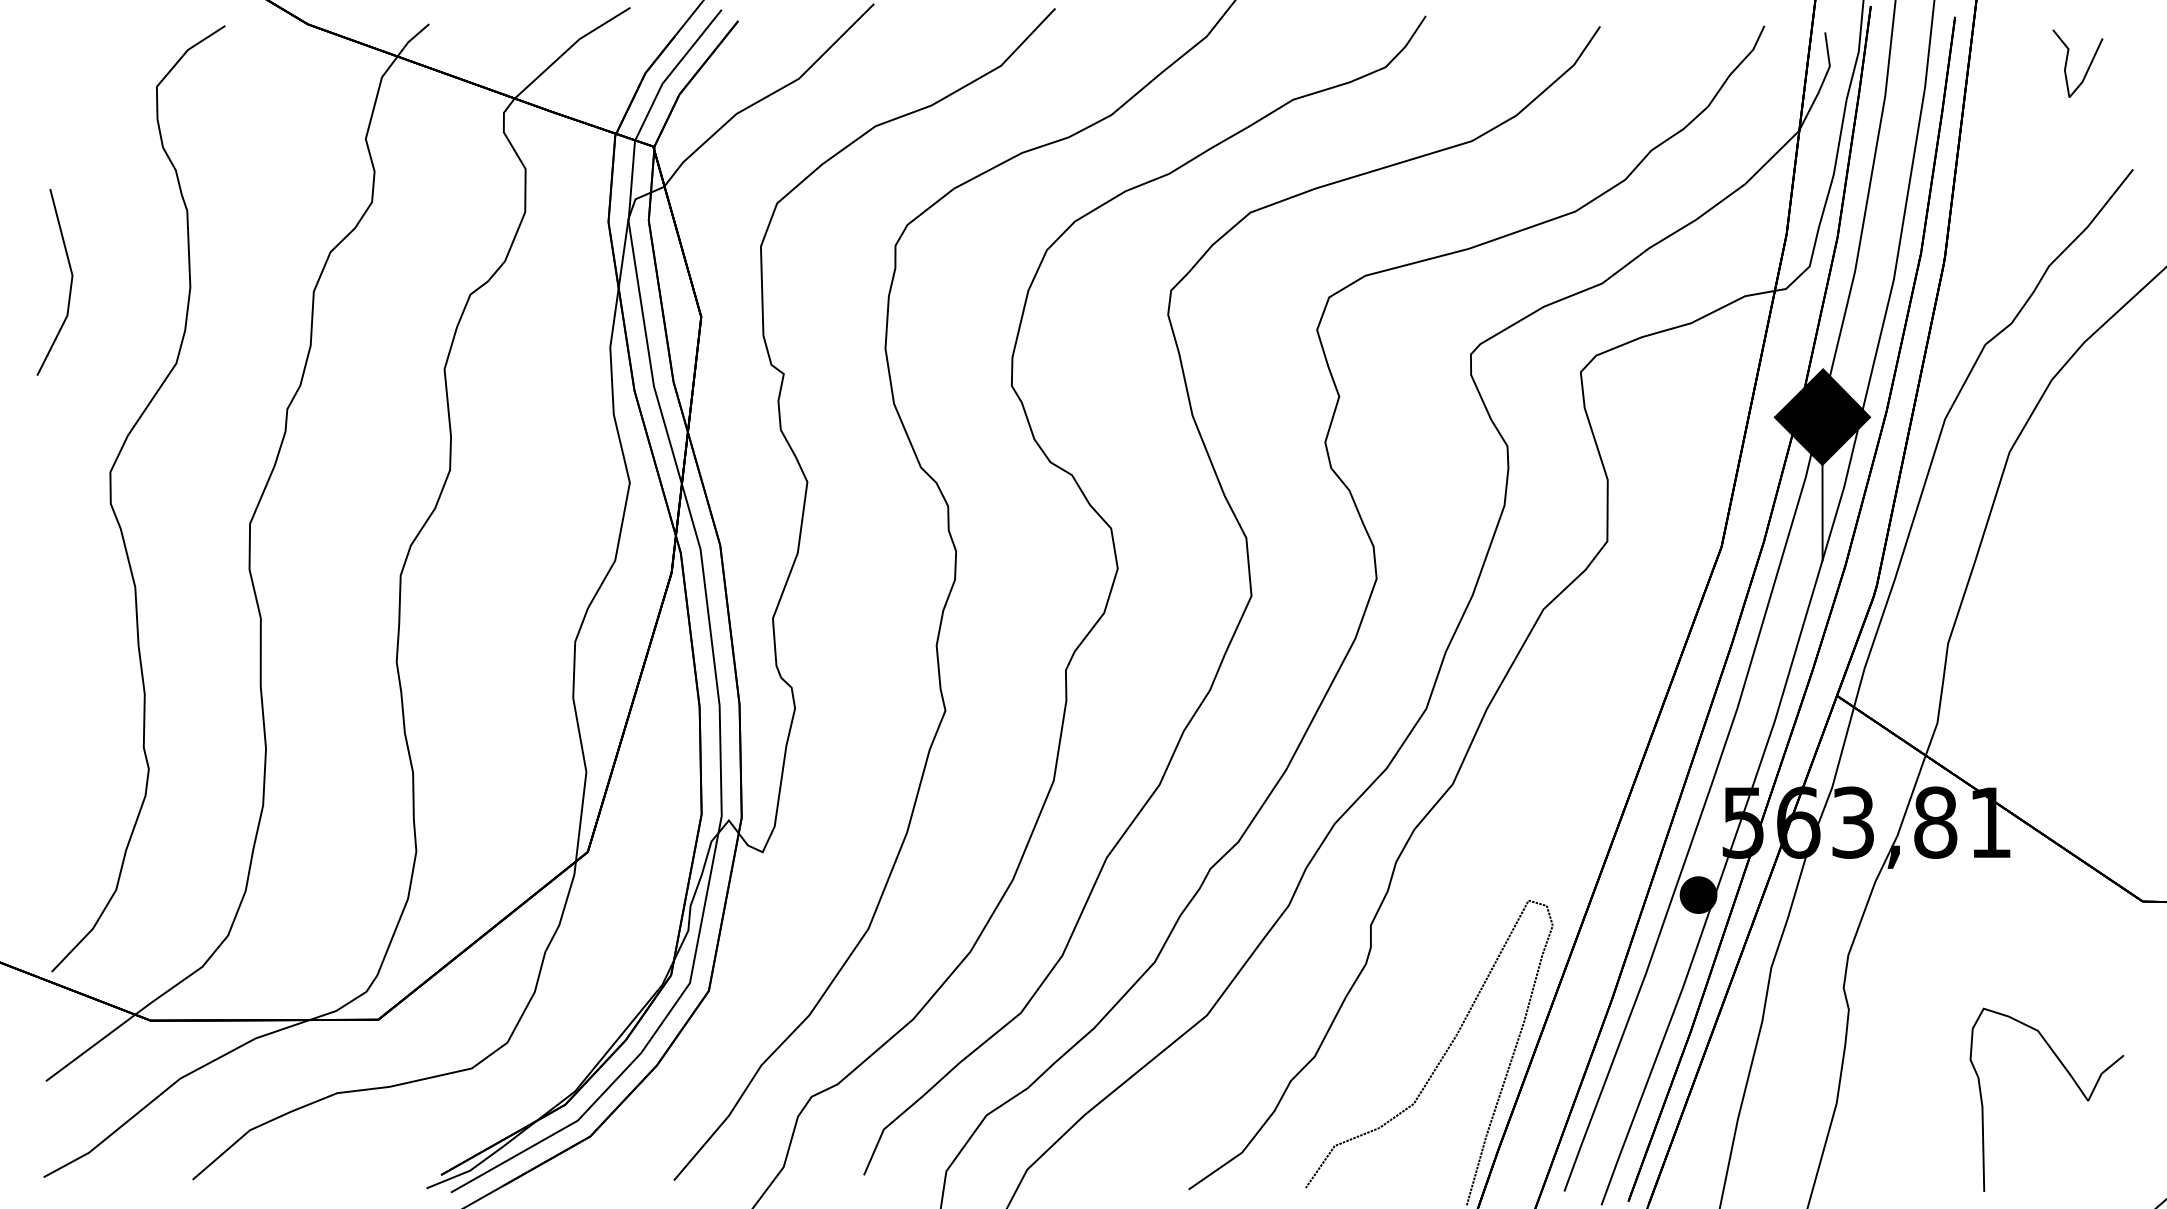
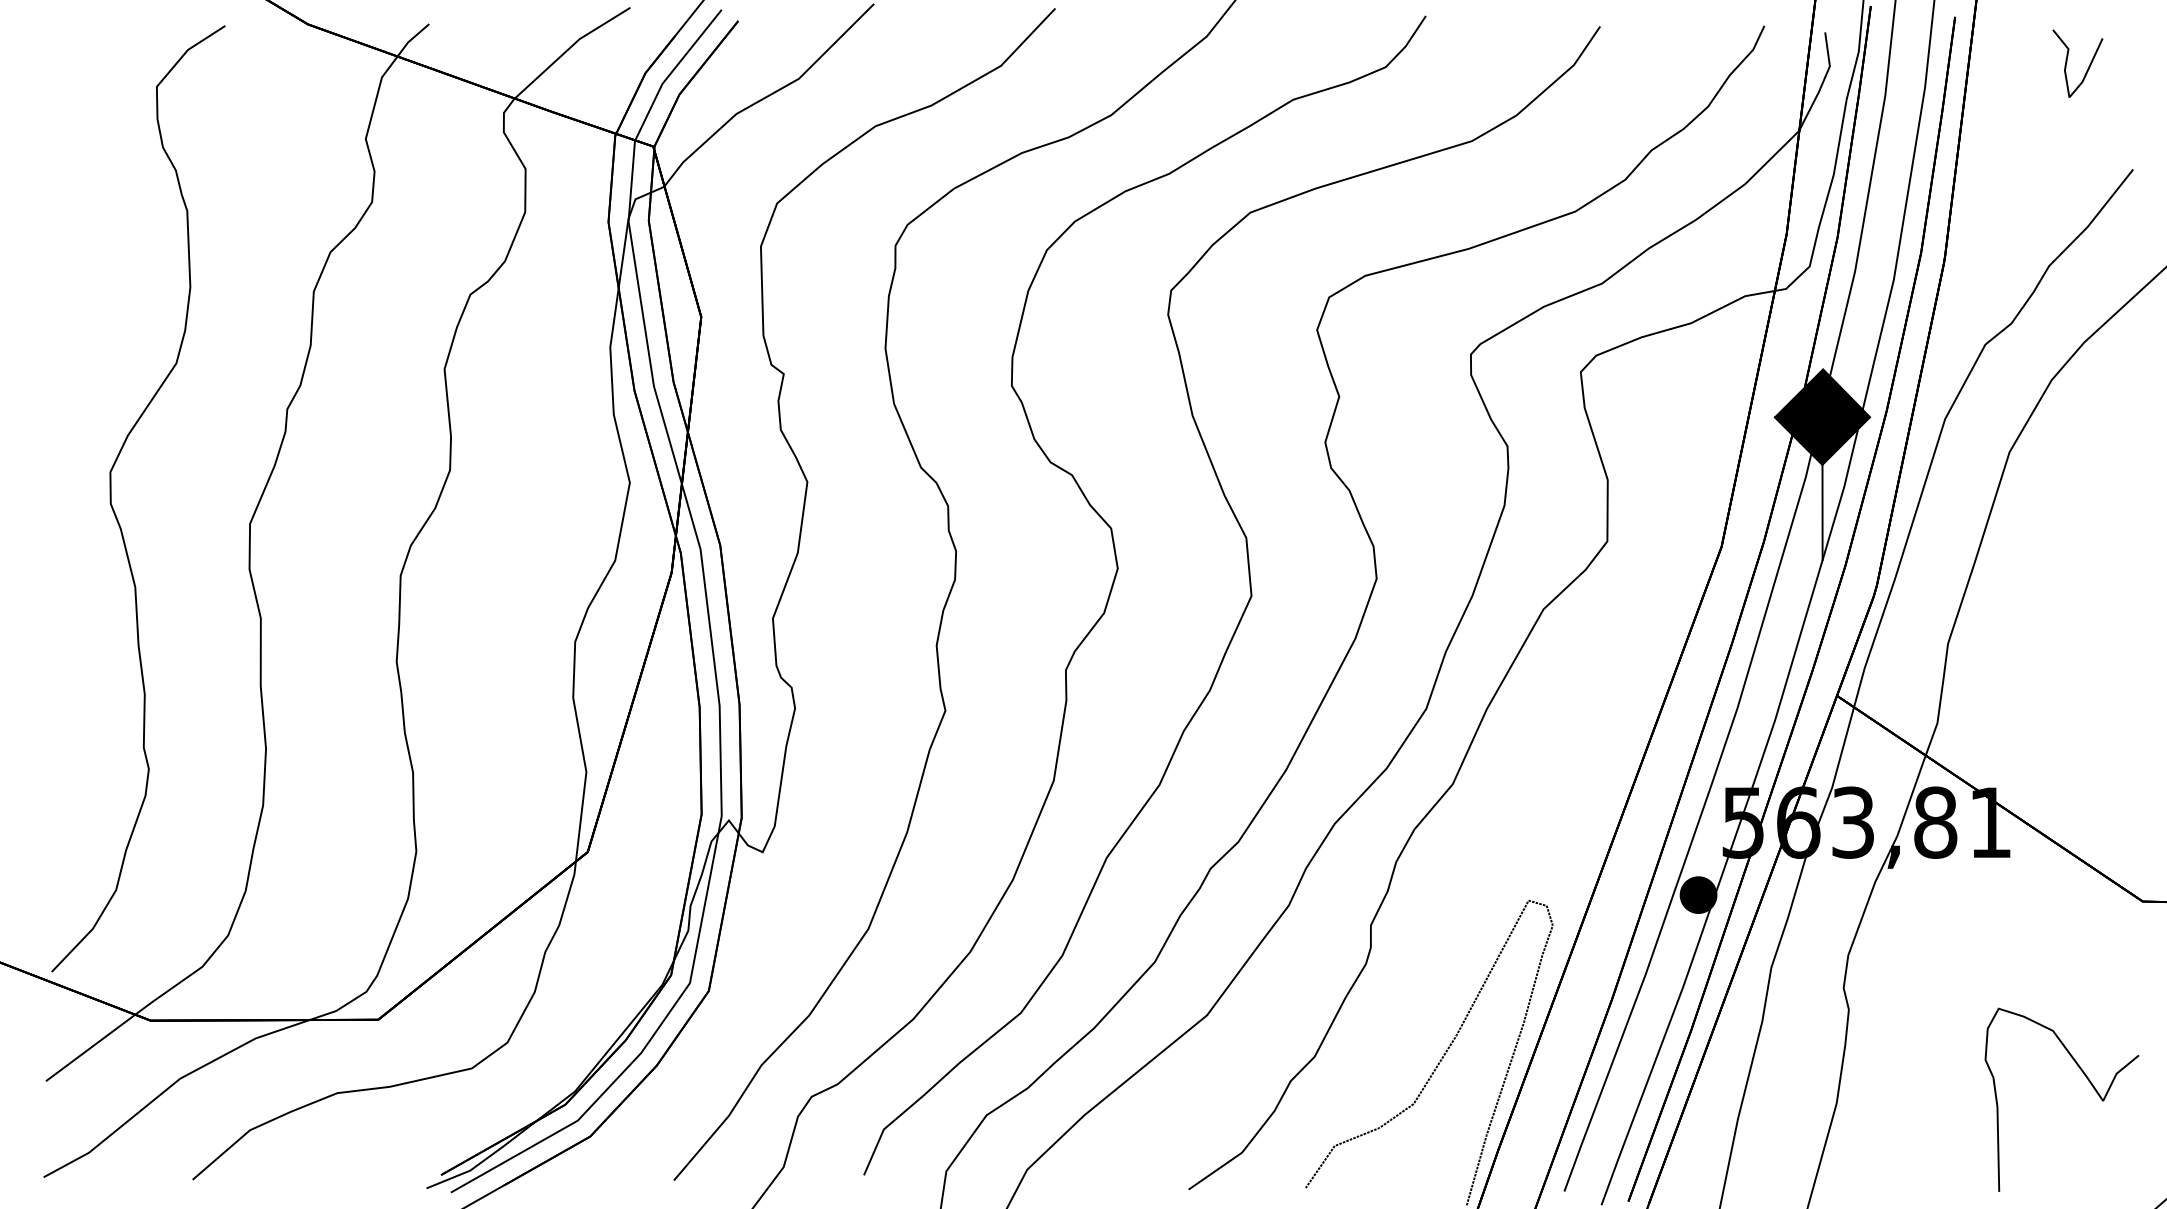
line: present -> none (70, 282)
curve position: (2073, 1081) -> (2088, 1081) (2088, 1081)
